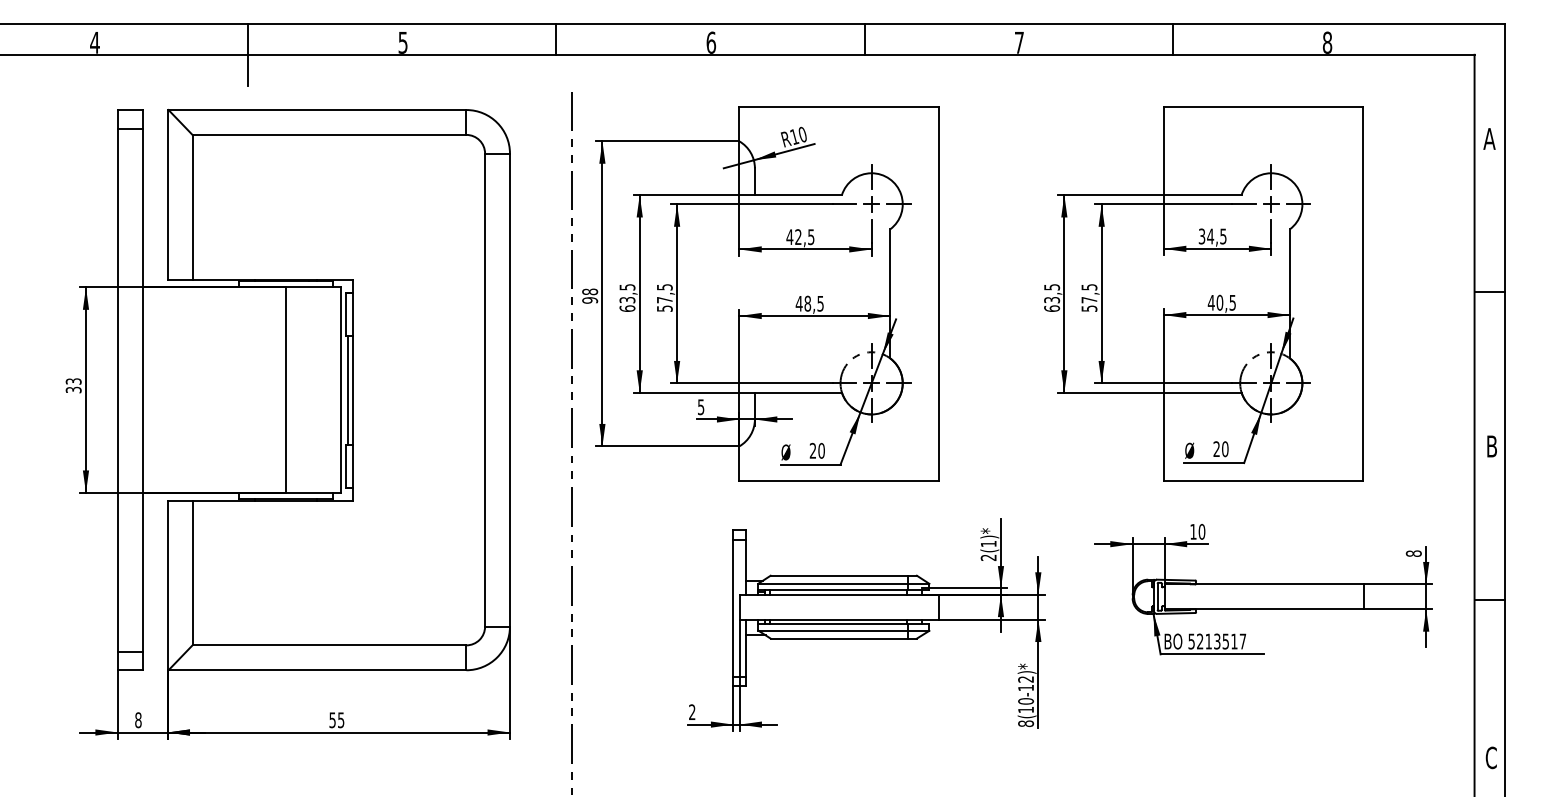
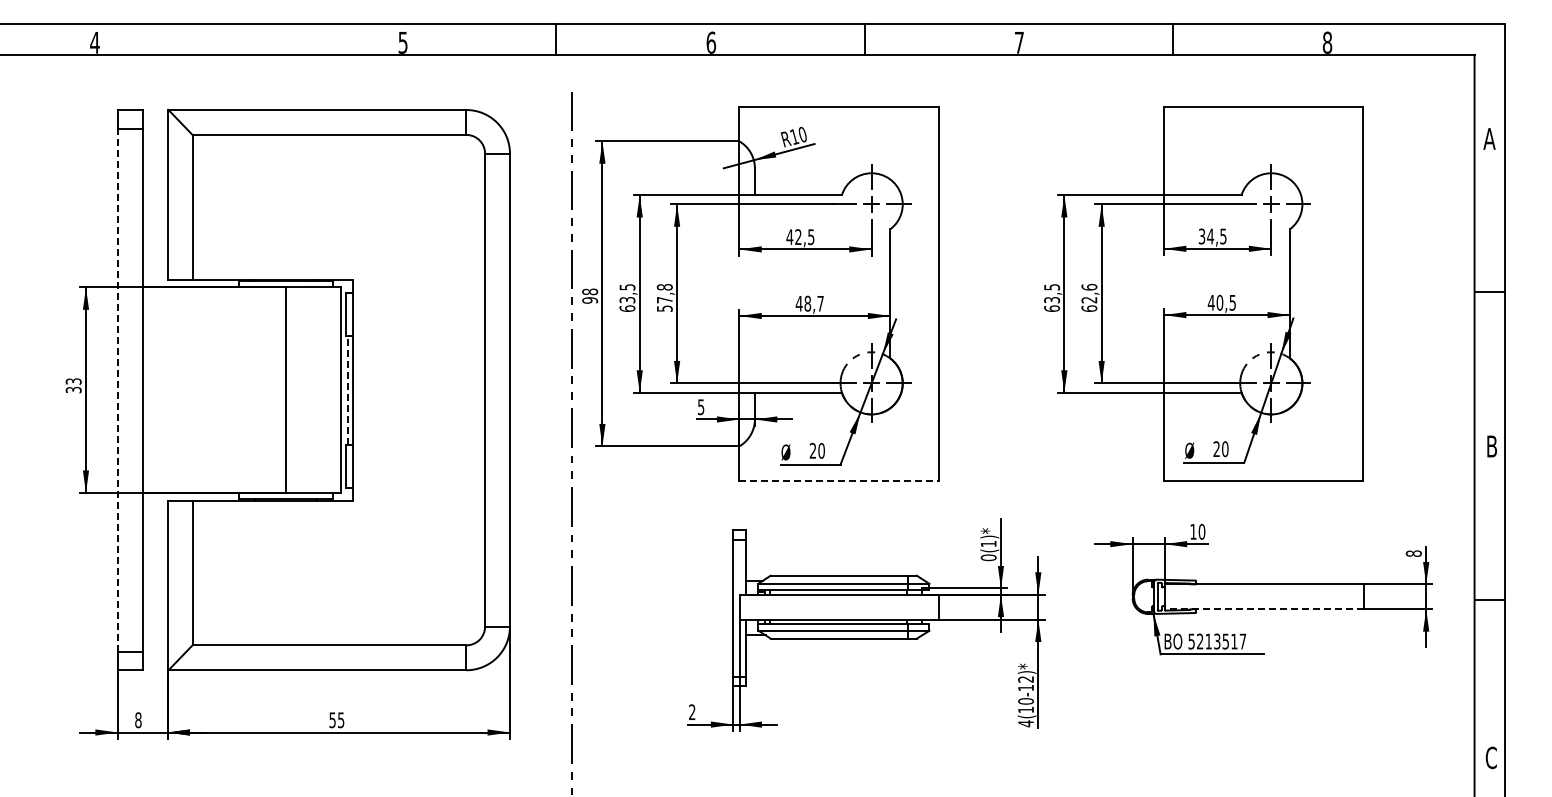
line: present -> none (248, 54)
text: 57,5 -> 57,8 (664, 287)
text: 57,5 -> 62,6 (1089, 297)
text: 48,5 -> 48,7 (820, 303)
line: solid -> dashed (117, 389)
line: solid -> dashed (347, 390)
line: solid -> dashed (838, 480)
text: 2(1)* -> 0(1)* (988, 557)
line: solid -> dashed (1264, 609)
text: 8(10-12)* -> 4(10-12)* (1026, 723)
